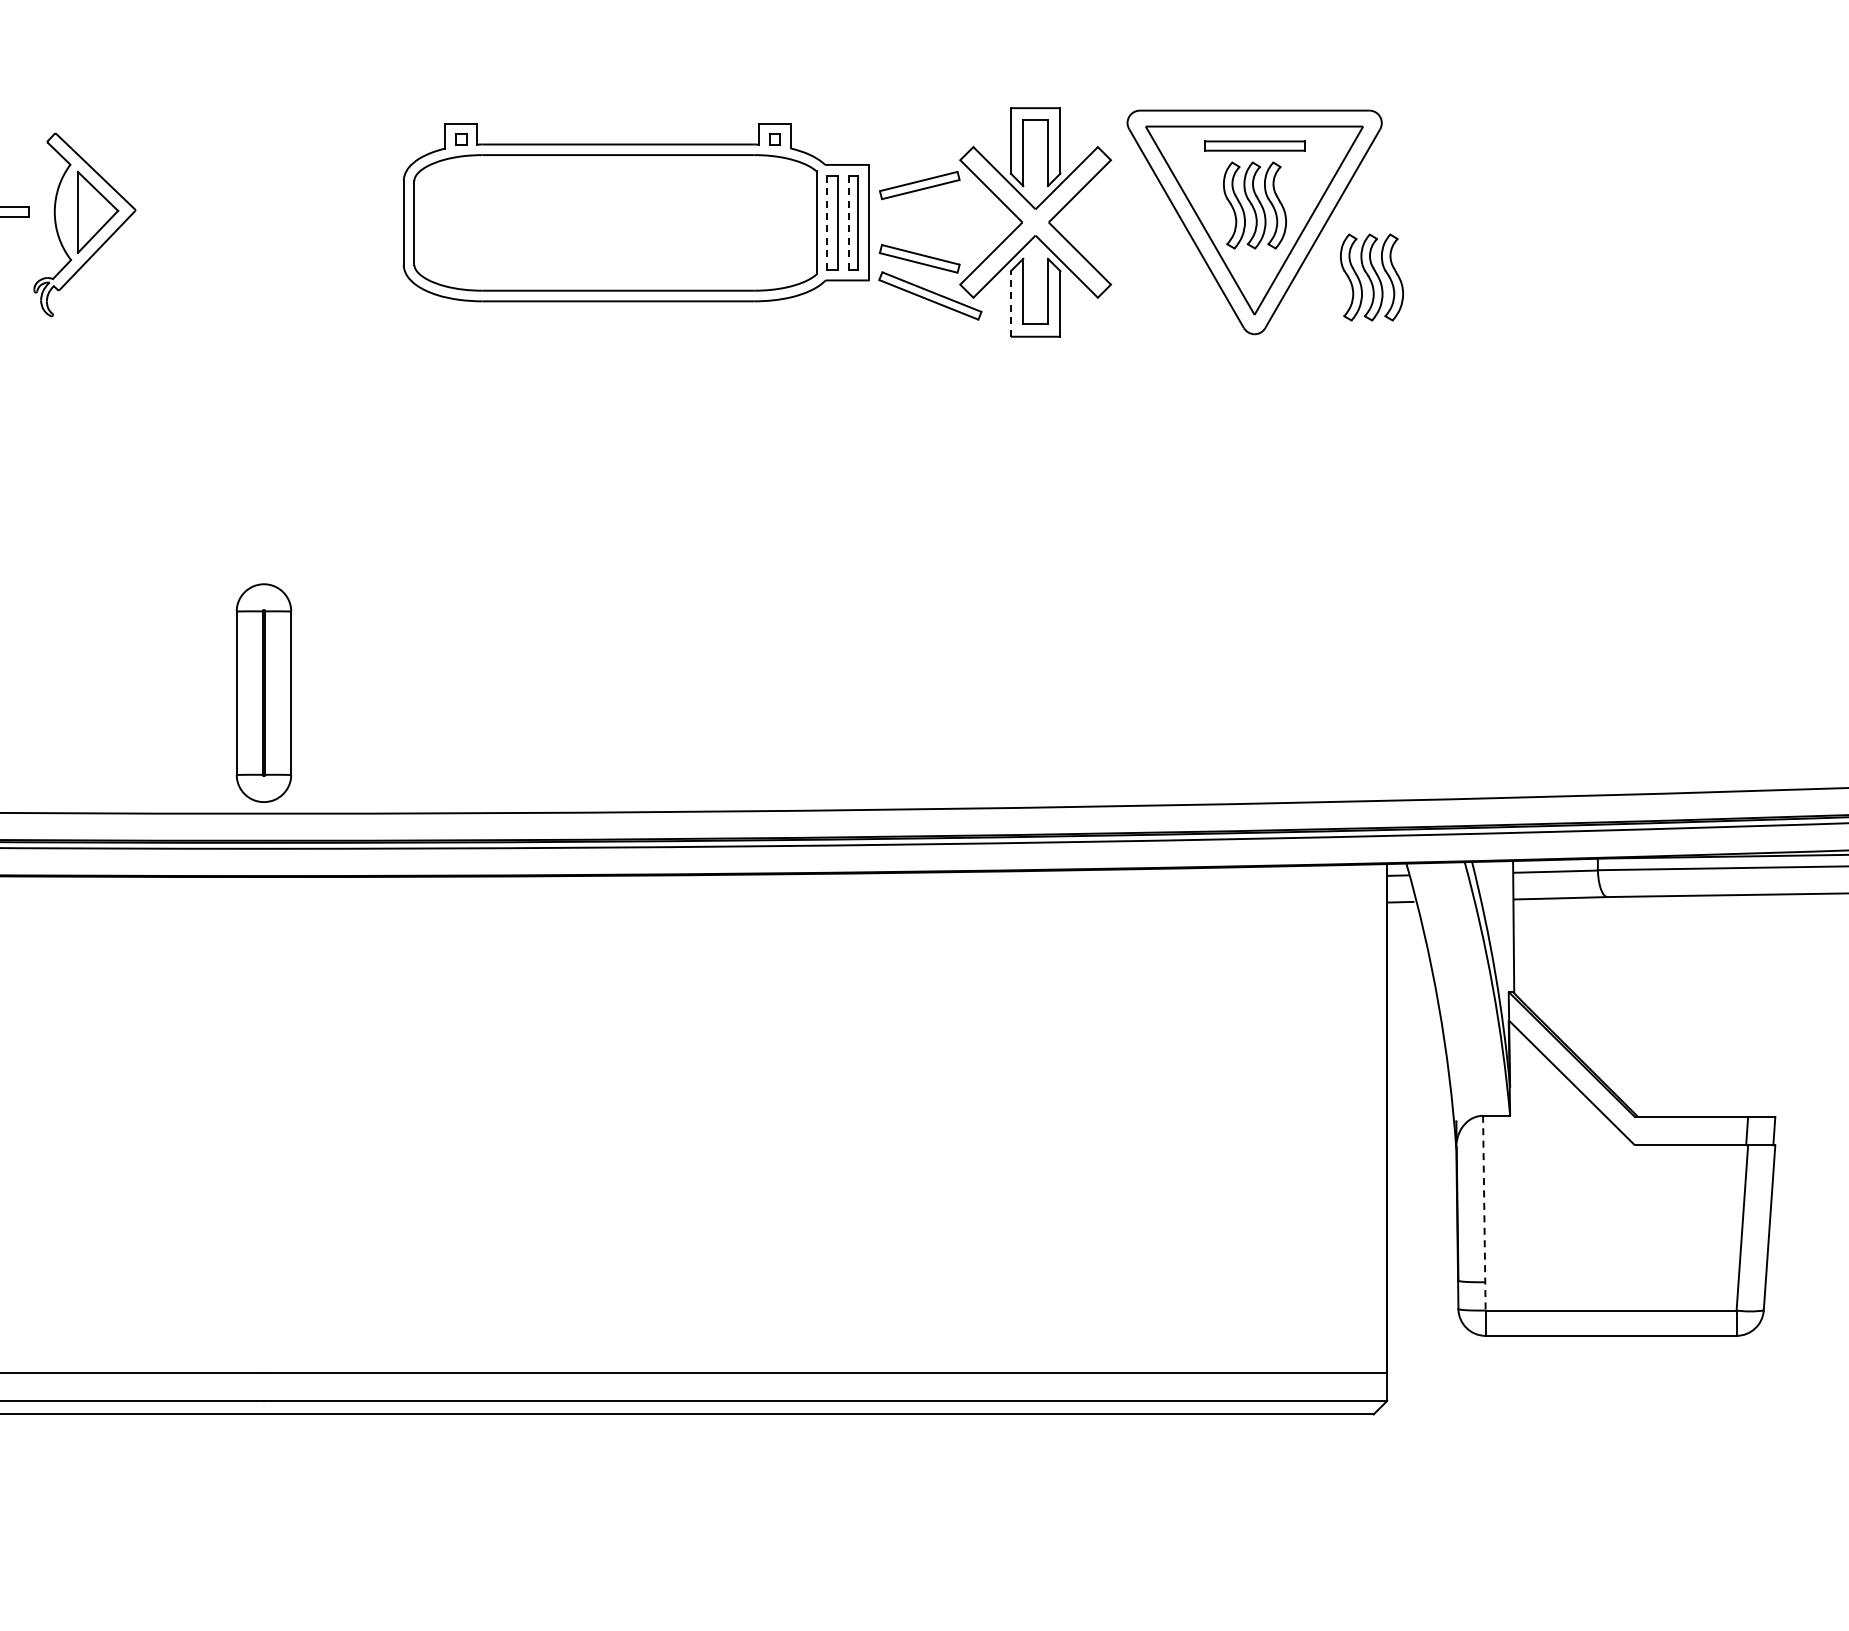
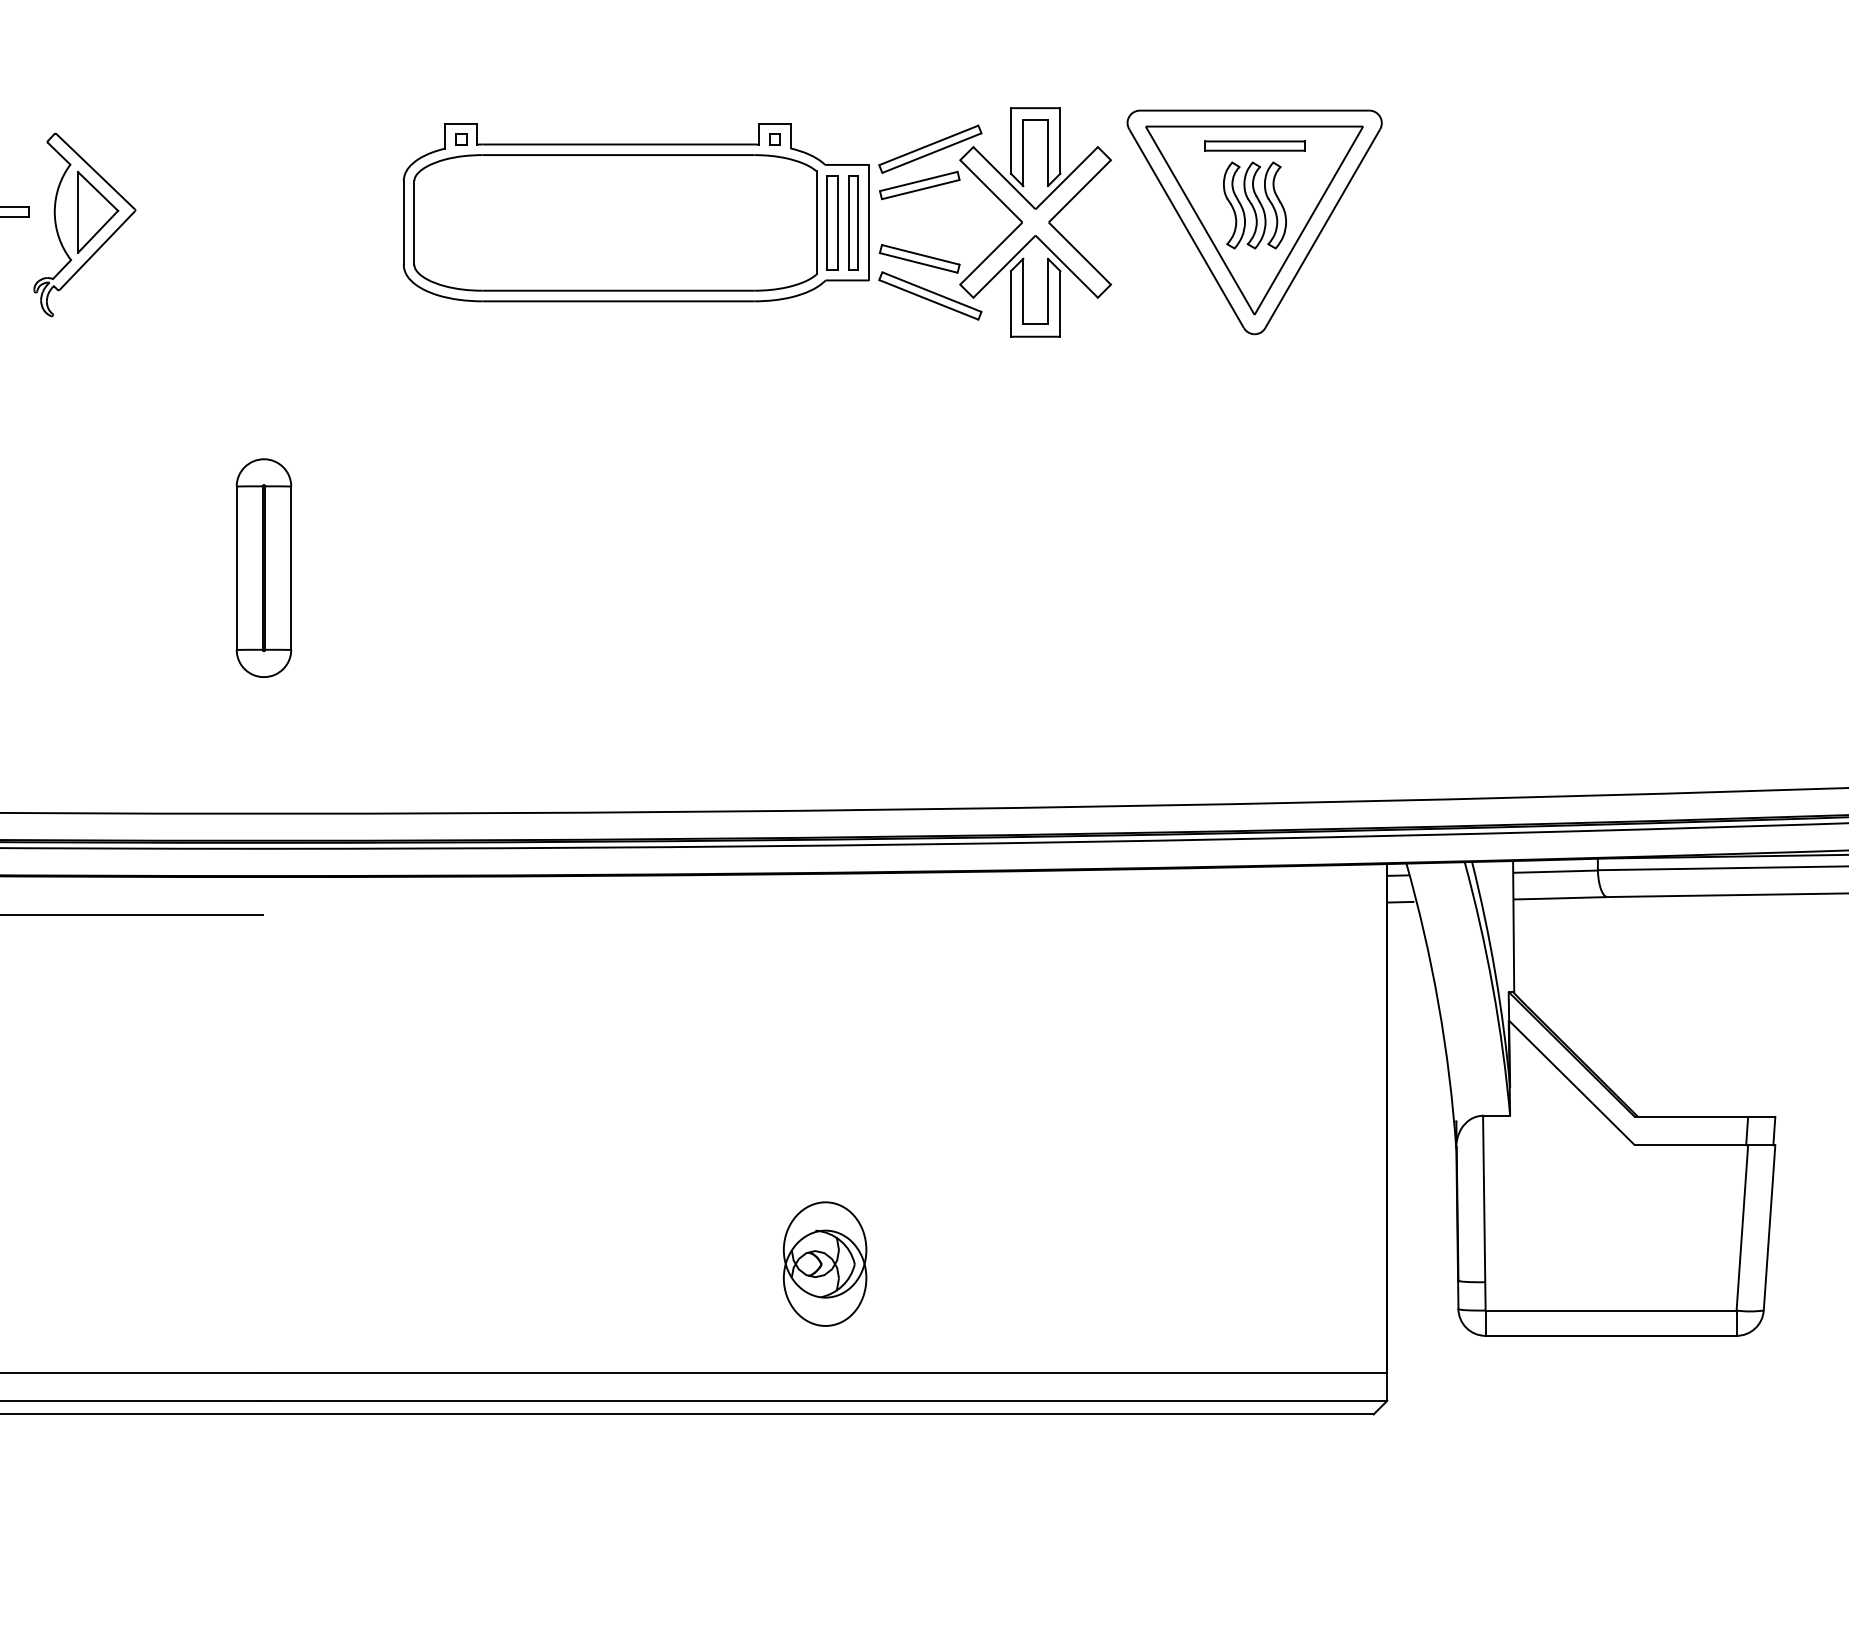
part: none -> present (930, 148)
line: dashed -> solid (827, 222)
line: dashed -> solid (849, 222)
part: present -> none (1371, 277)
line: dashed -> solid (1010, 303)
part position: (263, 692) -> (263, 567) (263, 567)
line: none -> present (132, 914)
line: dashed -> solid (1484, 1213)
part: none -> present (825, 1263)
